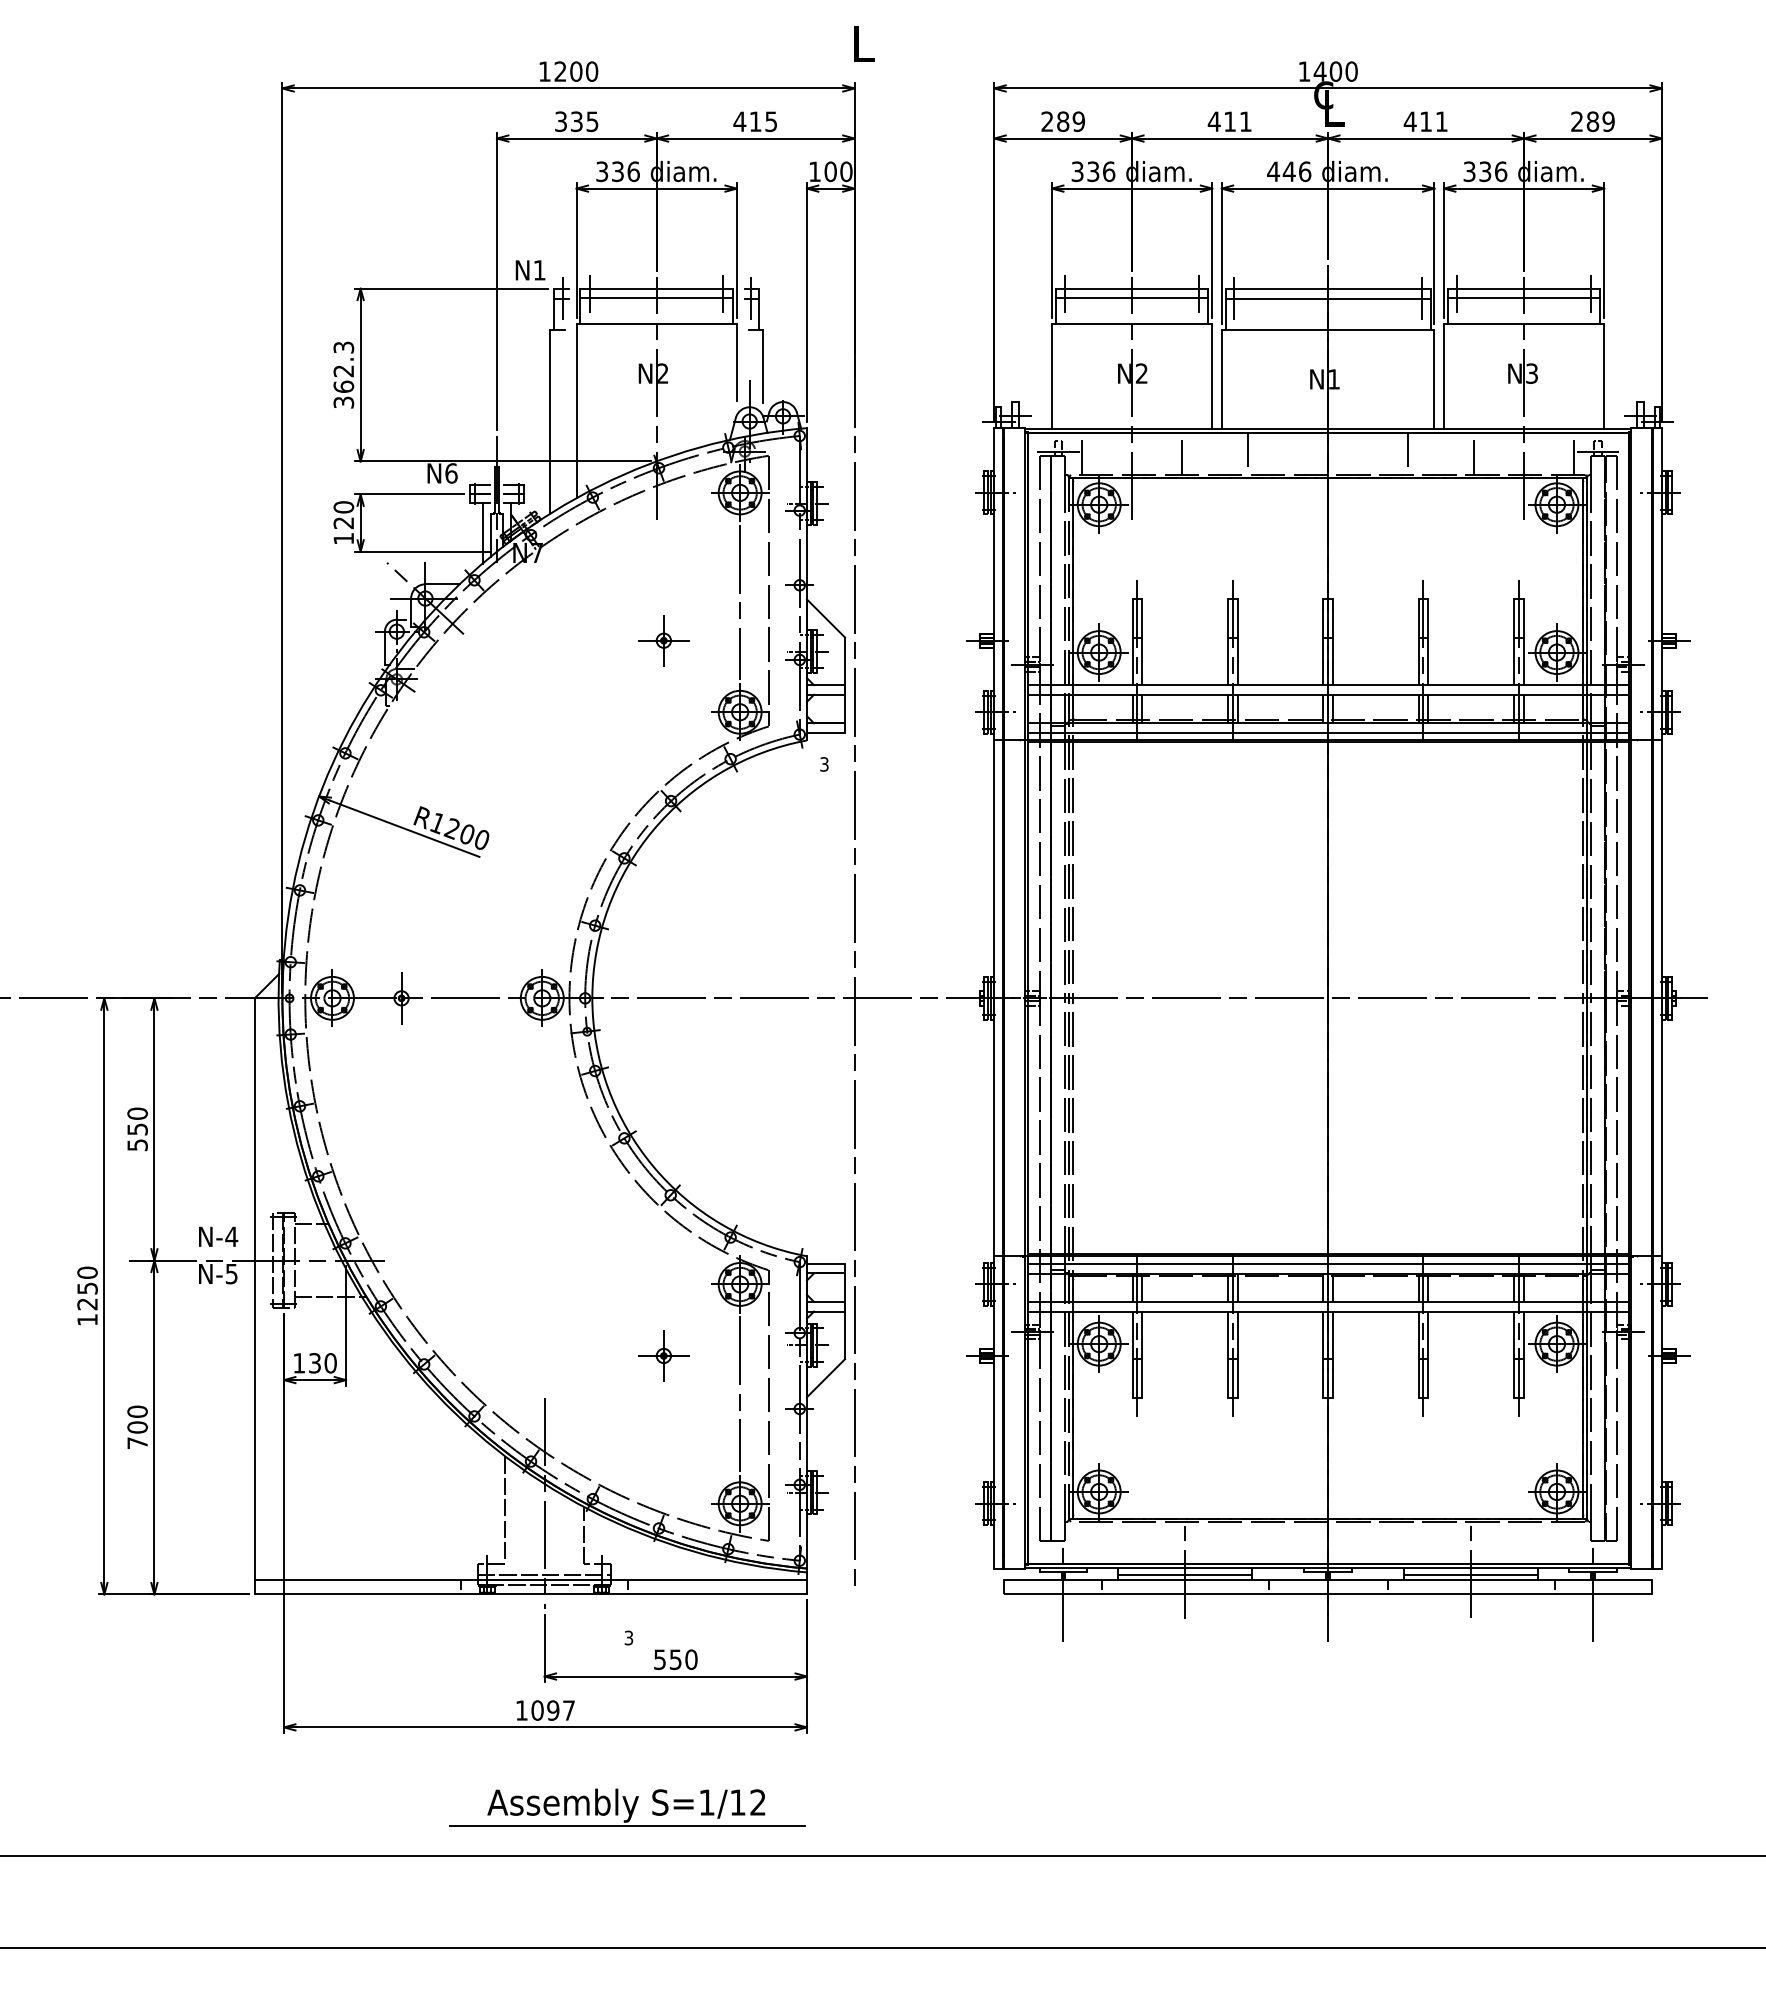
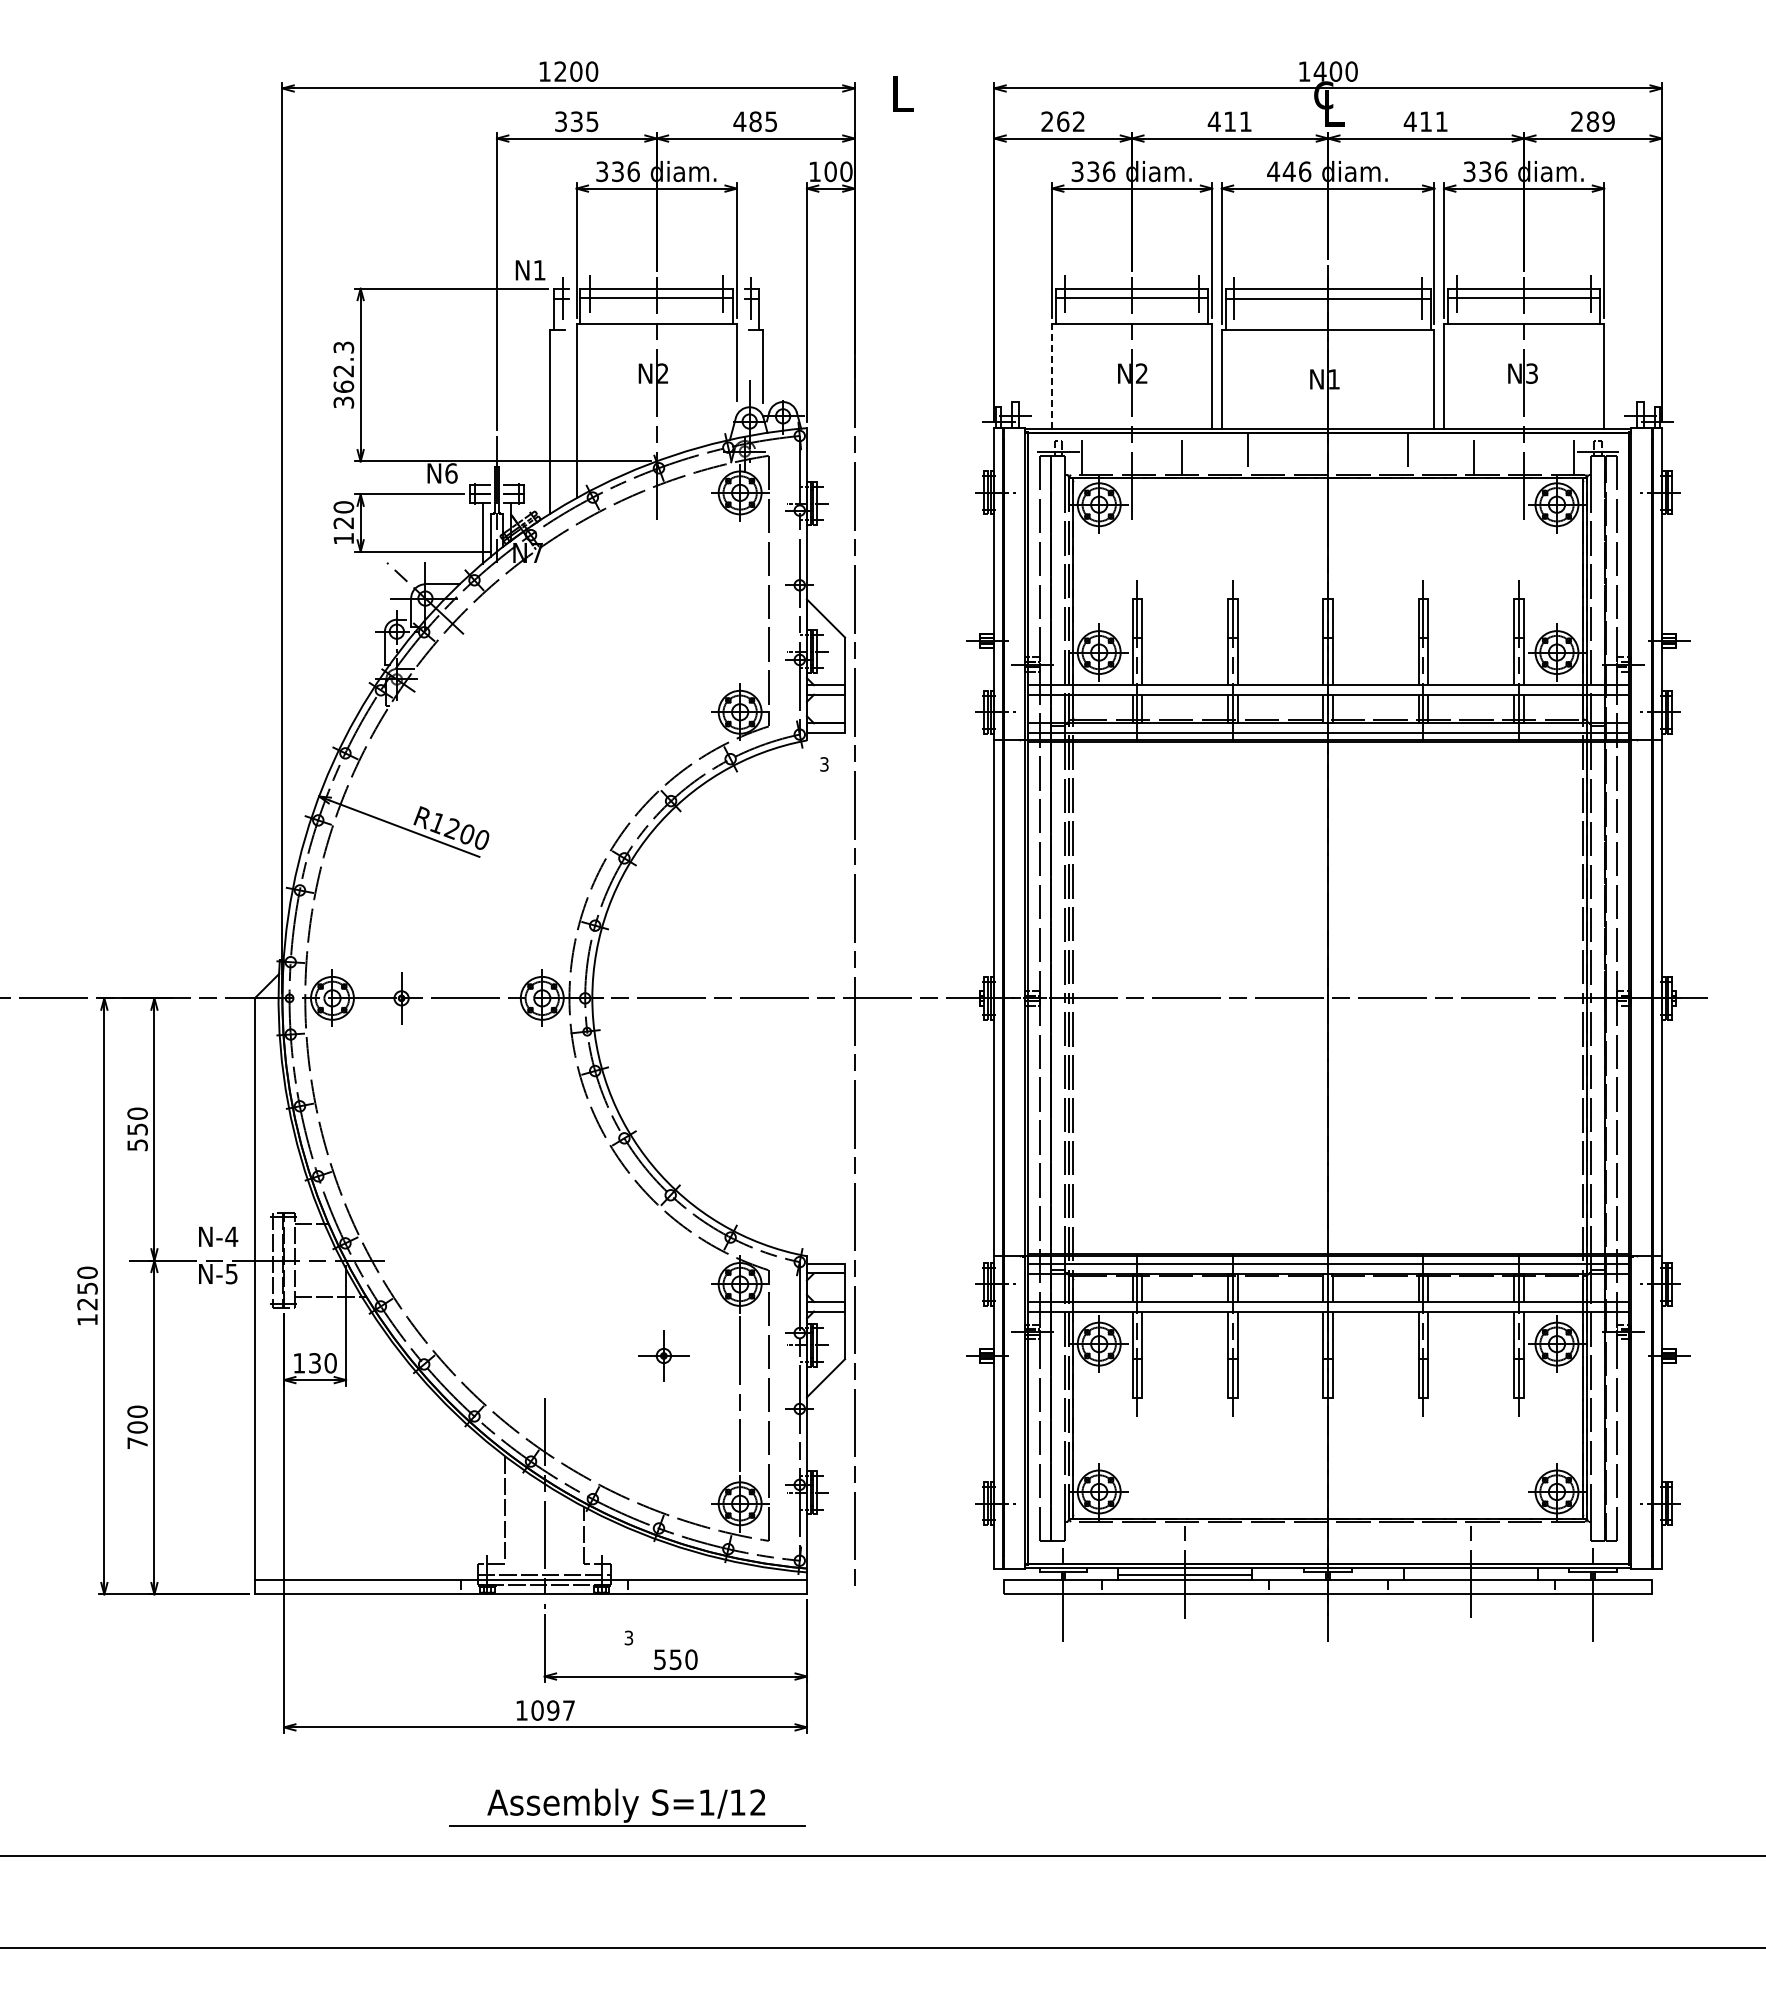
text position: (864, 43) -> (903, 93) (903, 93)
text: 415 -> 485 (755, 121)
text: 289 -> 262 (1070, 121)
line: solid -> dashed (1052, 375)
line: present -> none (740, 602)
part: present -> none (663, 640)
line: present -> none (1470, 1574)
